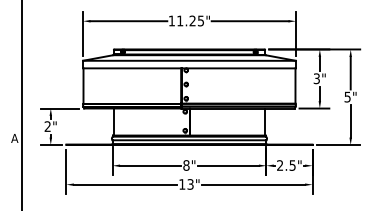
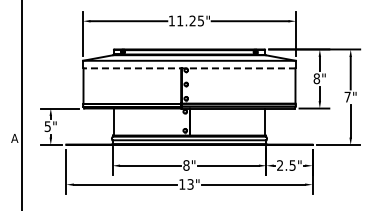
line: solid -> dashed (189, 68)
text: 3" -> 8" (316, 78)
text: 5" -> 7" (347, 96)
text: 2" -> 5" (47, 126)
